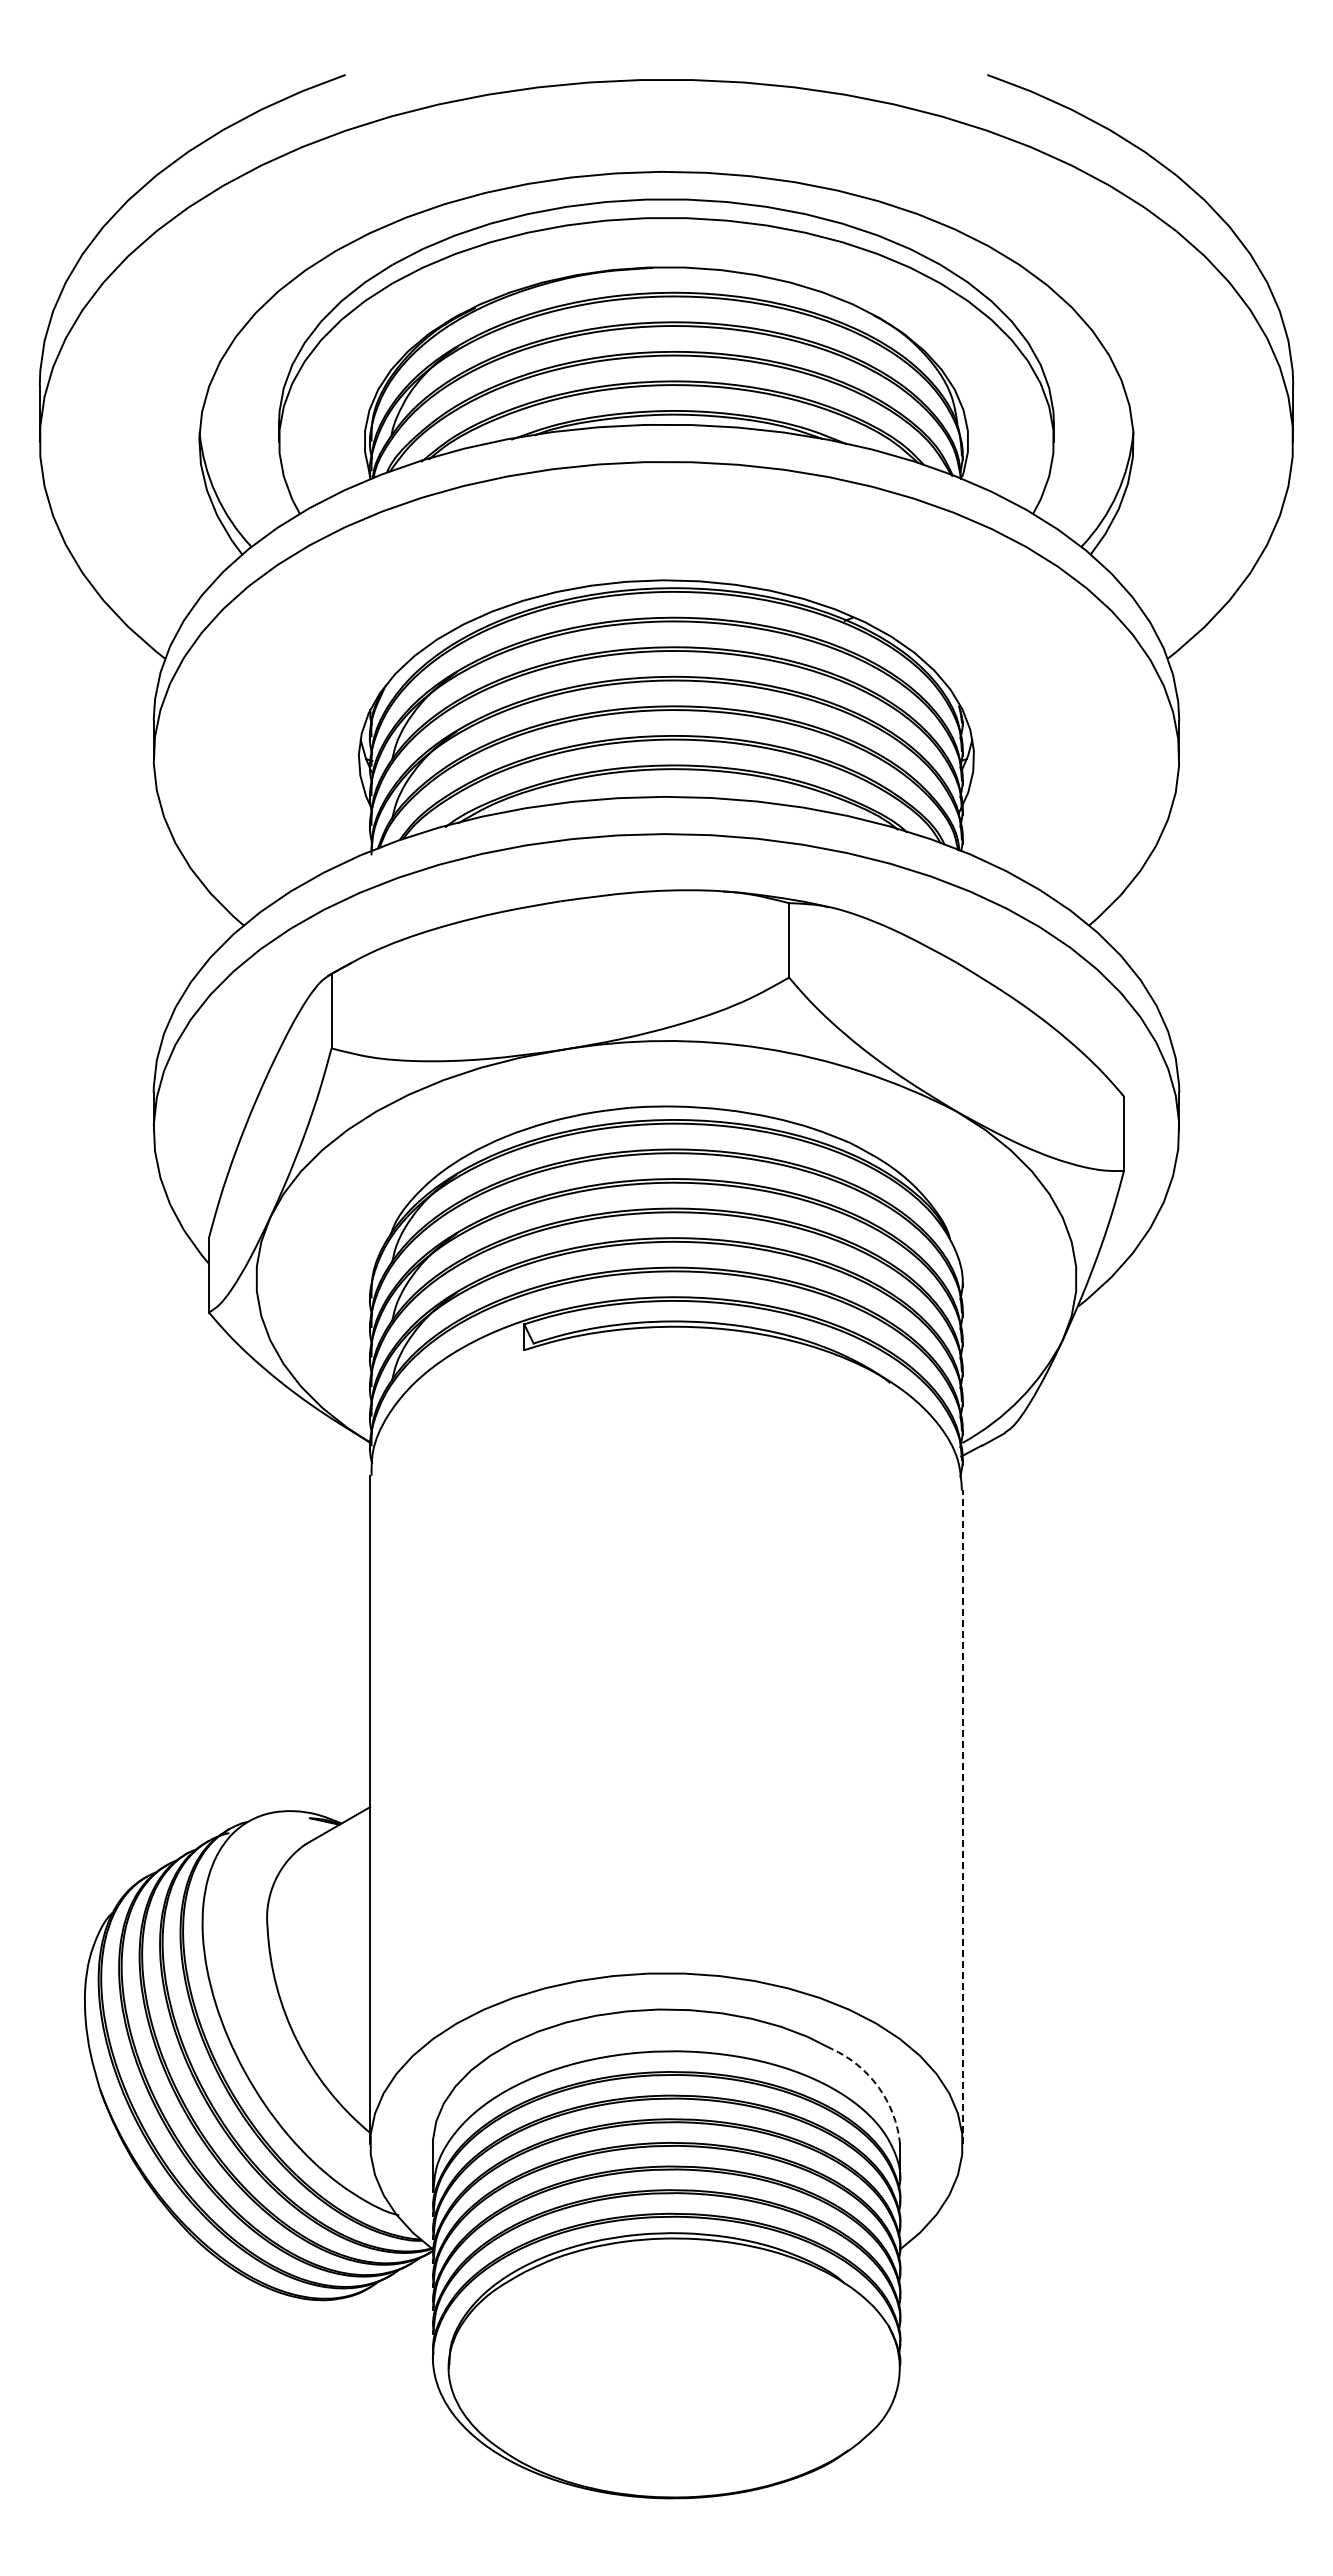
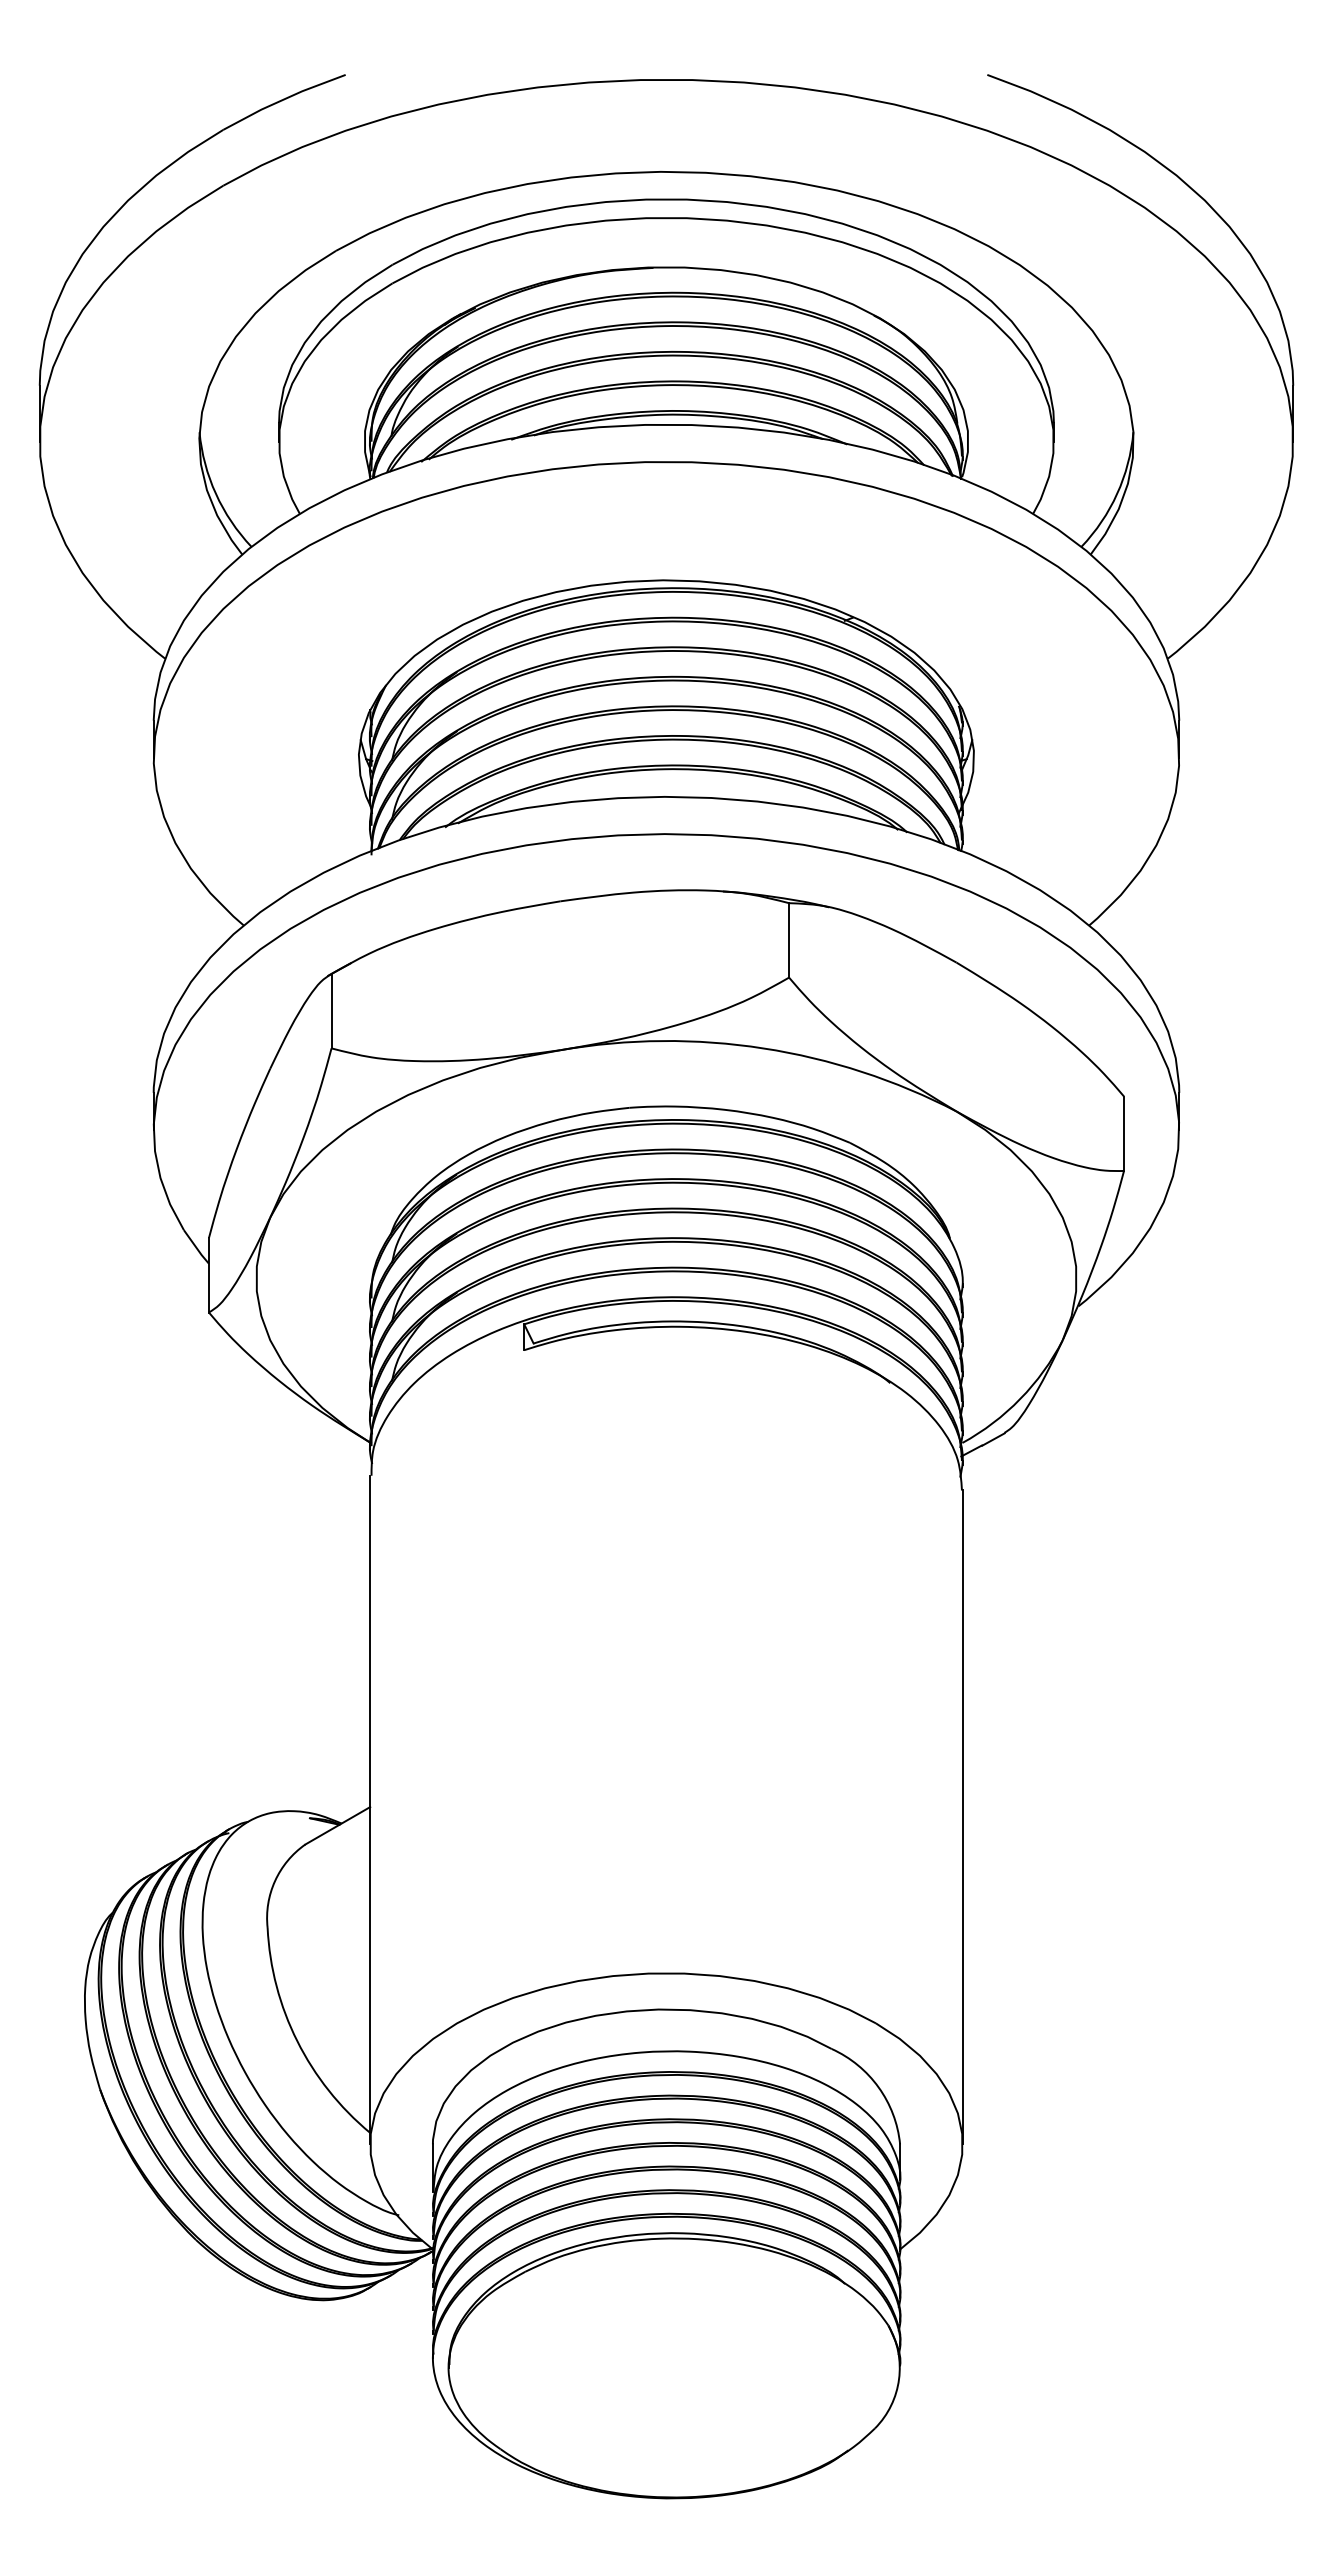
line: dashed -> solid (962, 1817)
arc: dashed -> solid (878, 2087)
